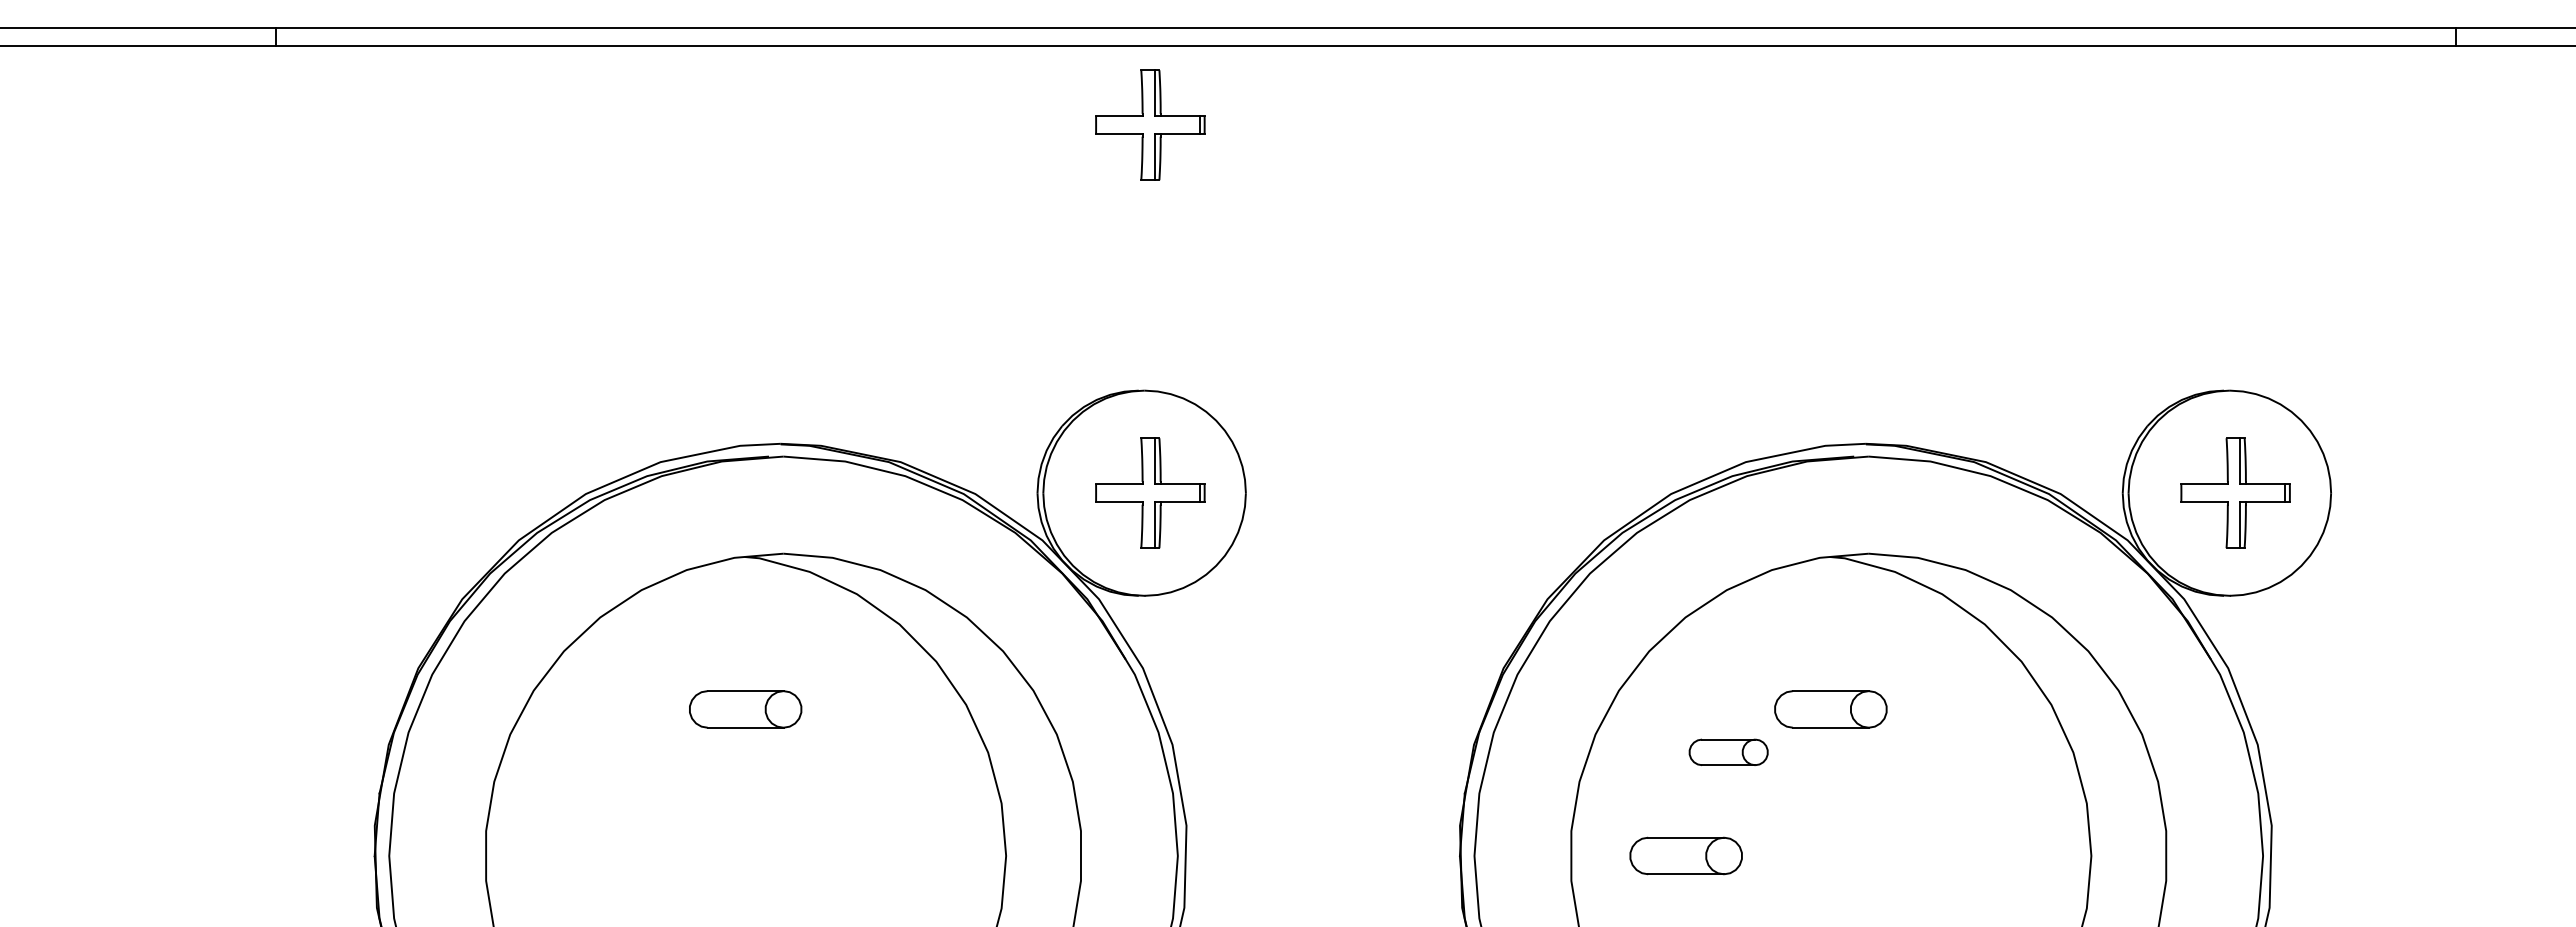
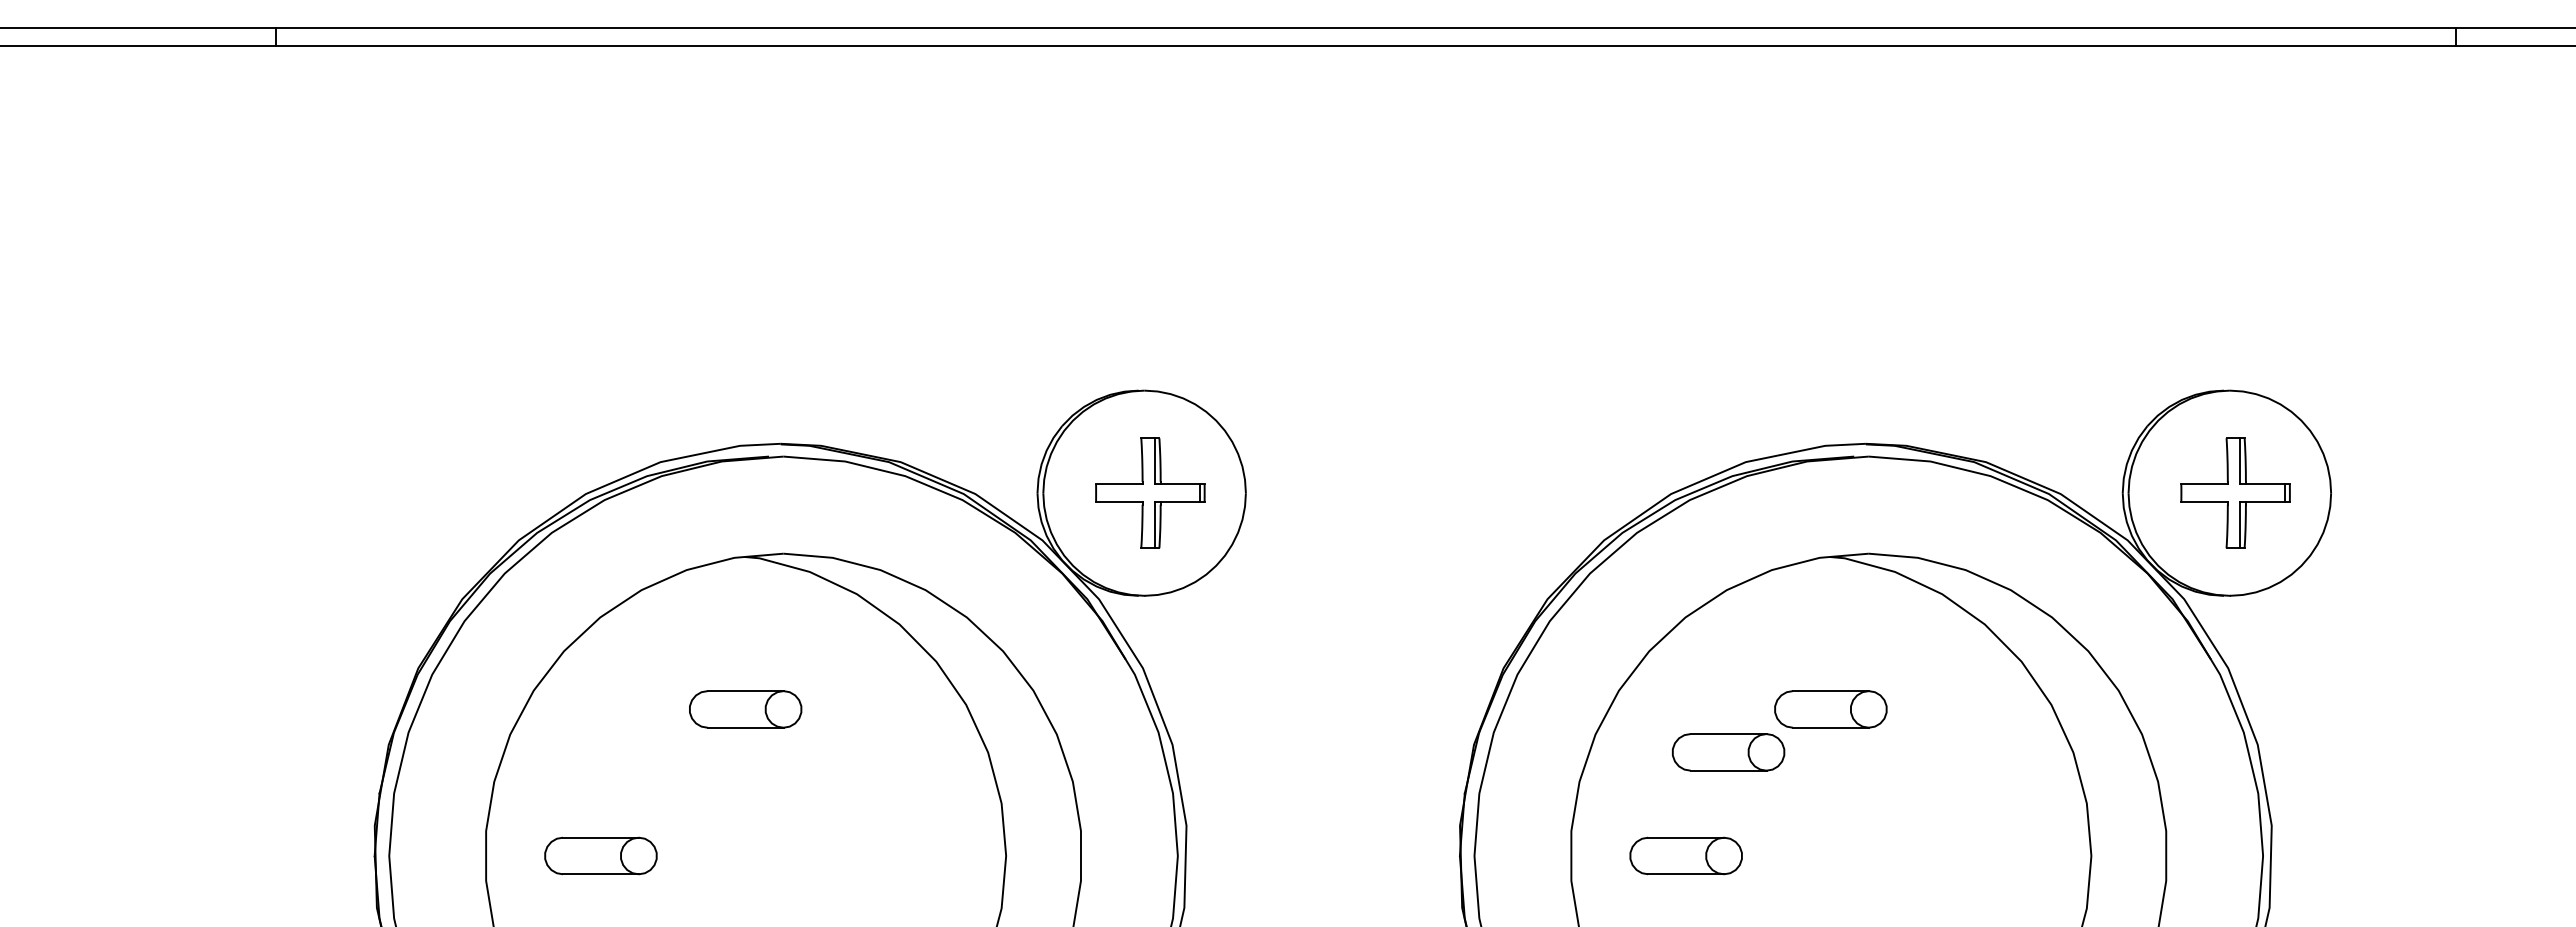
part: present -> none (1150, 124)
part size: 81x28 px -> 114x39 px (1728, 752)
part: none -> present (600, 855)
